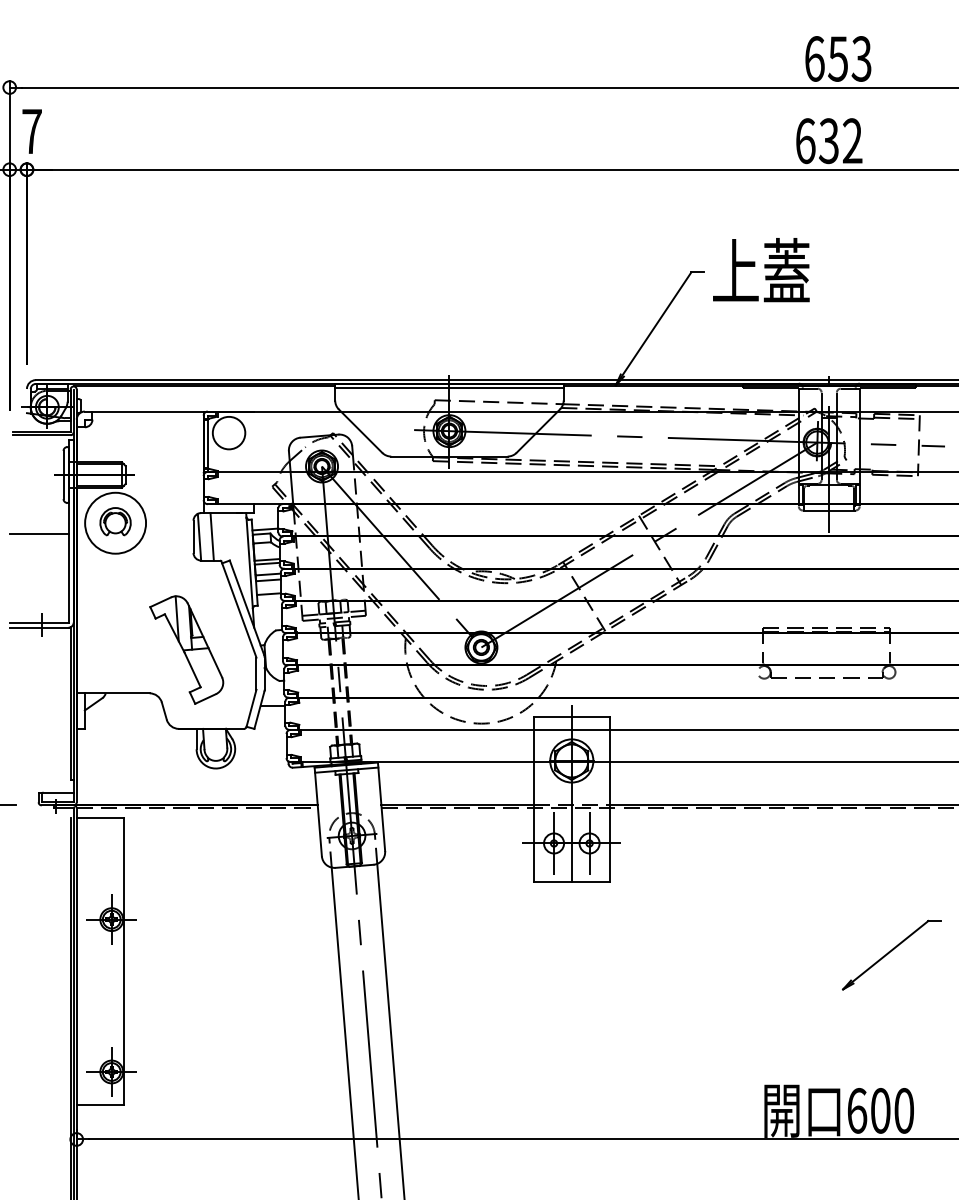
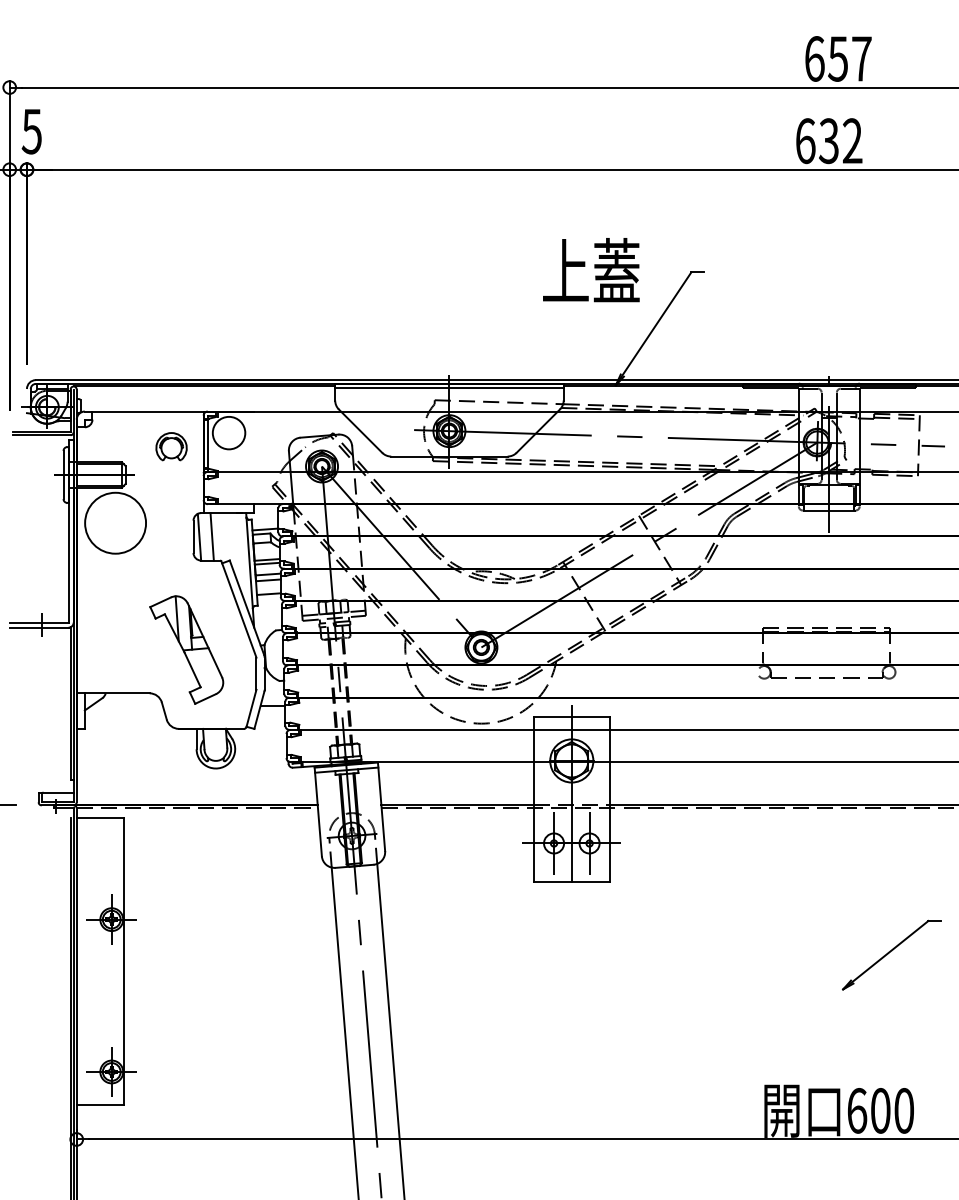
text: 653 -> 657 (861, 58)
text: 7 -> 5 (31, 131)
text position: (761, 270) -> (591, 270) (591, 270)
part position: (115, 521) -> (171, 446) (171, 446)
line: present -> none (38, 533)
